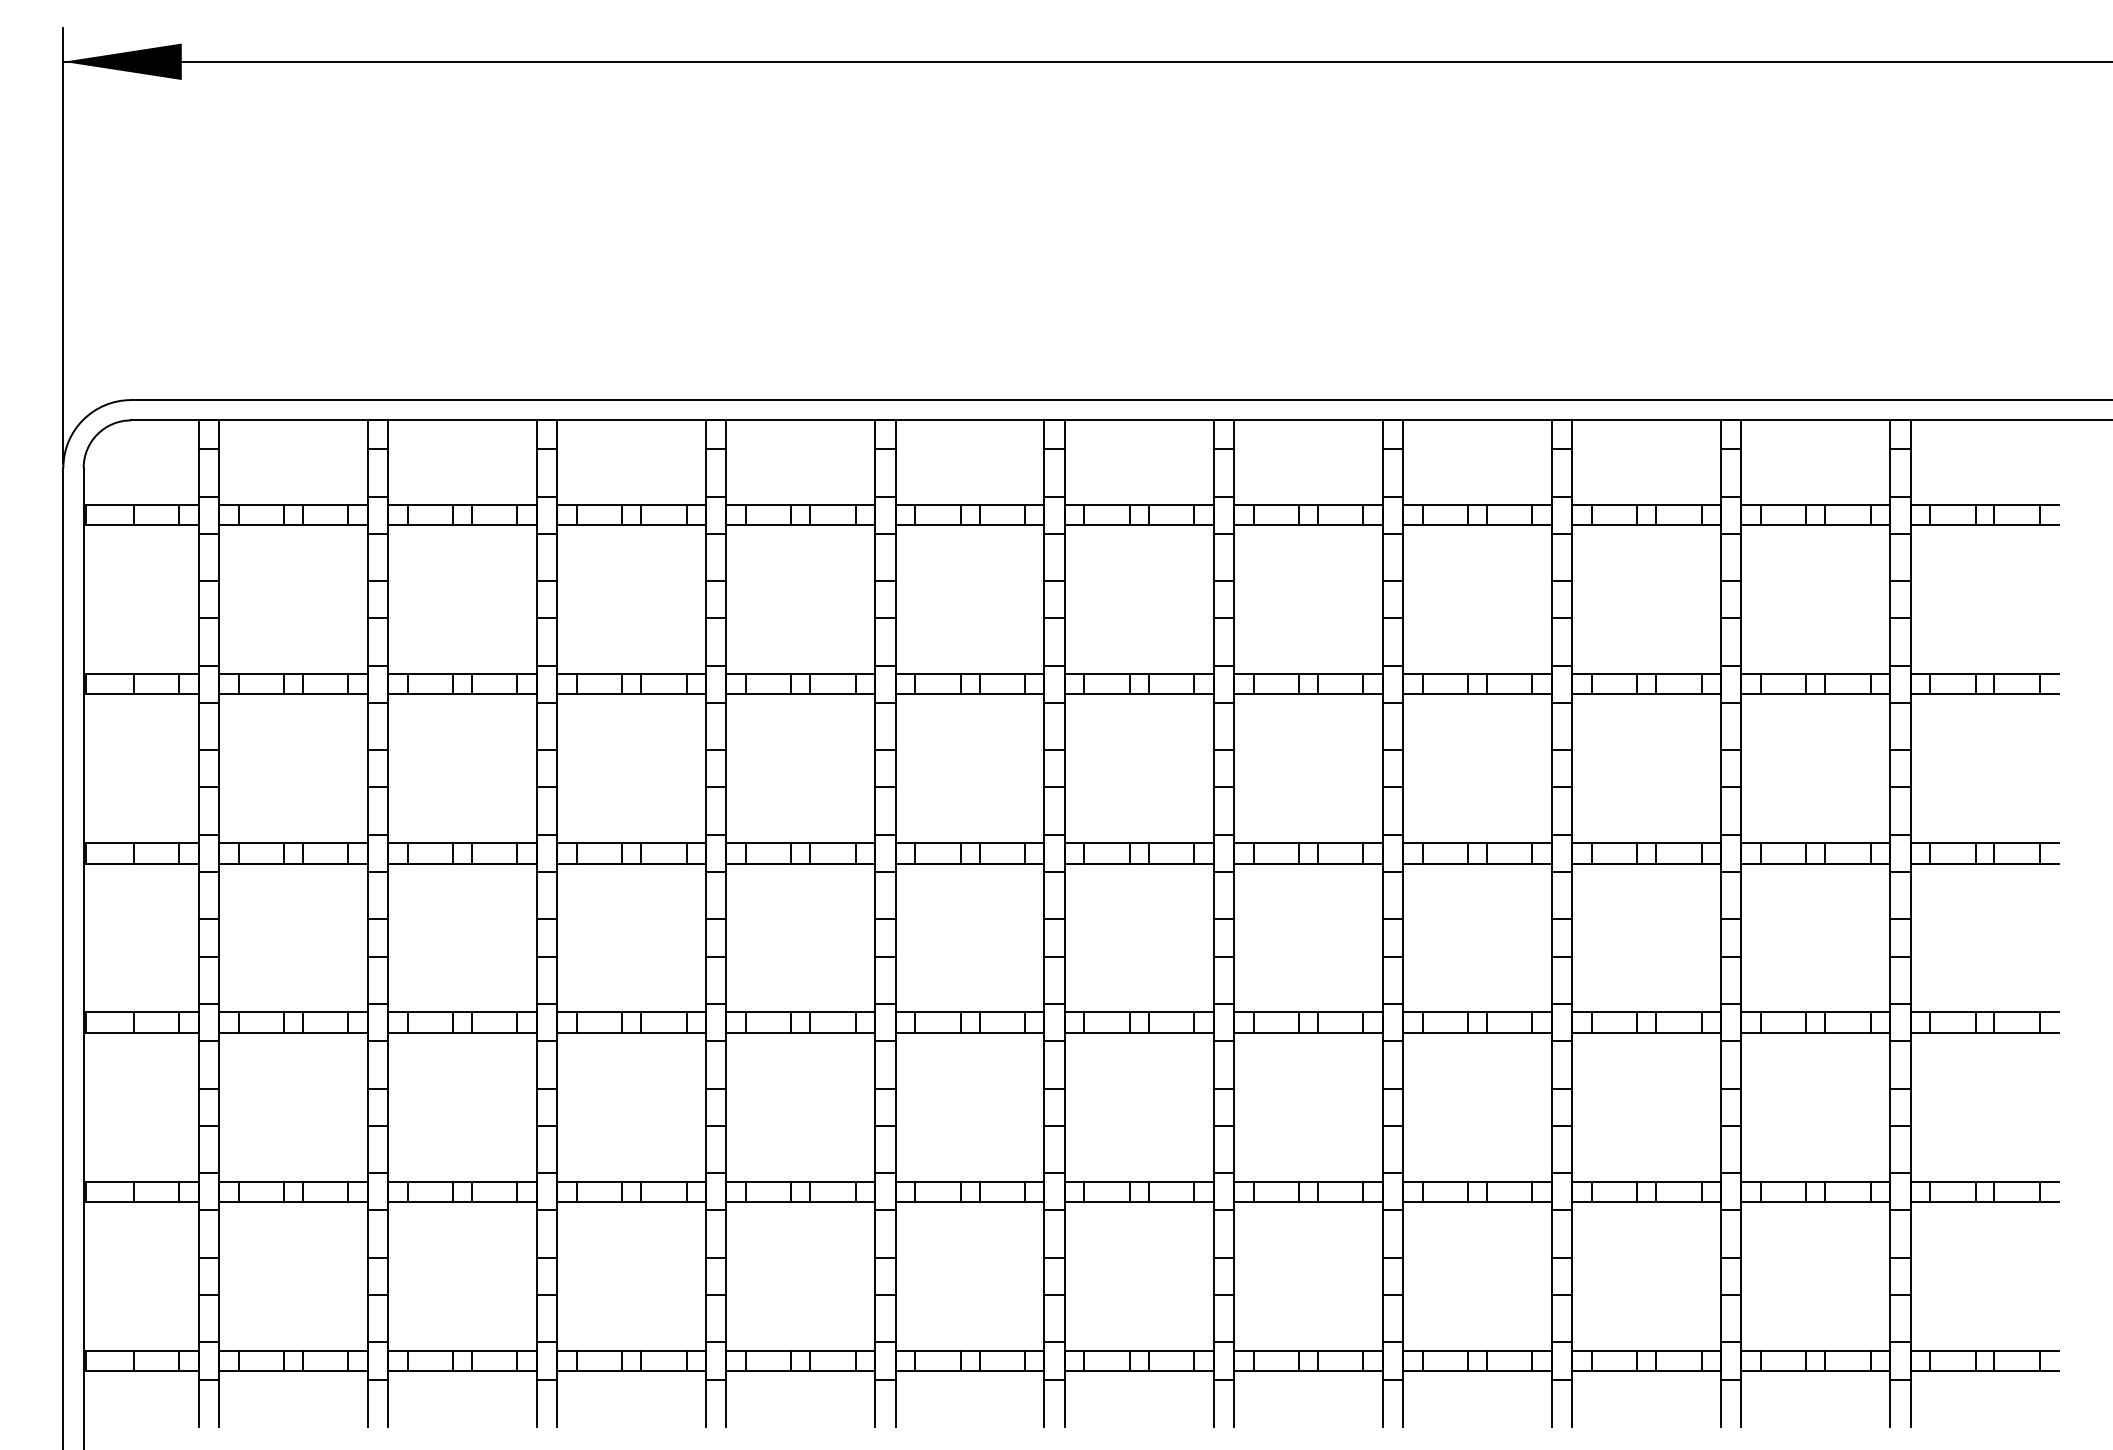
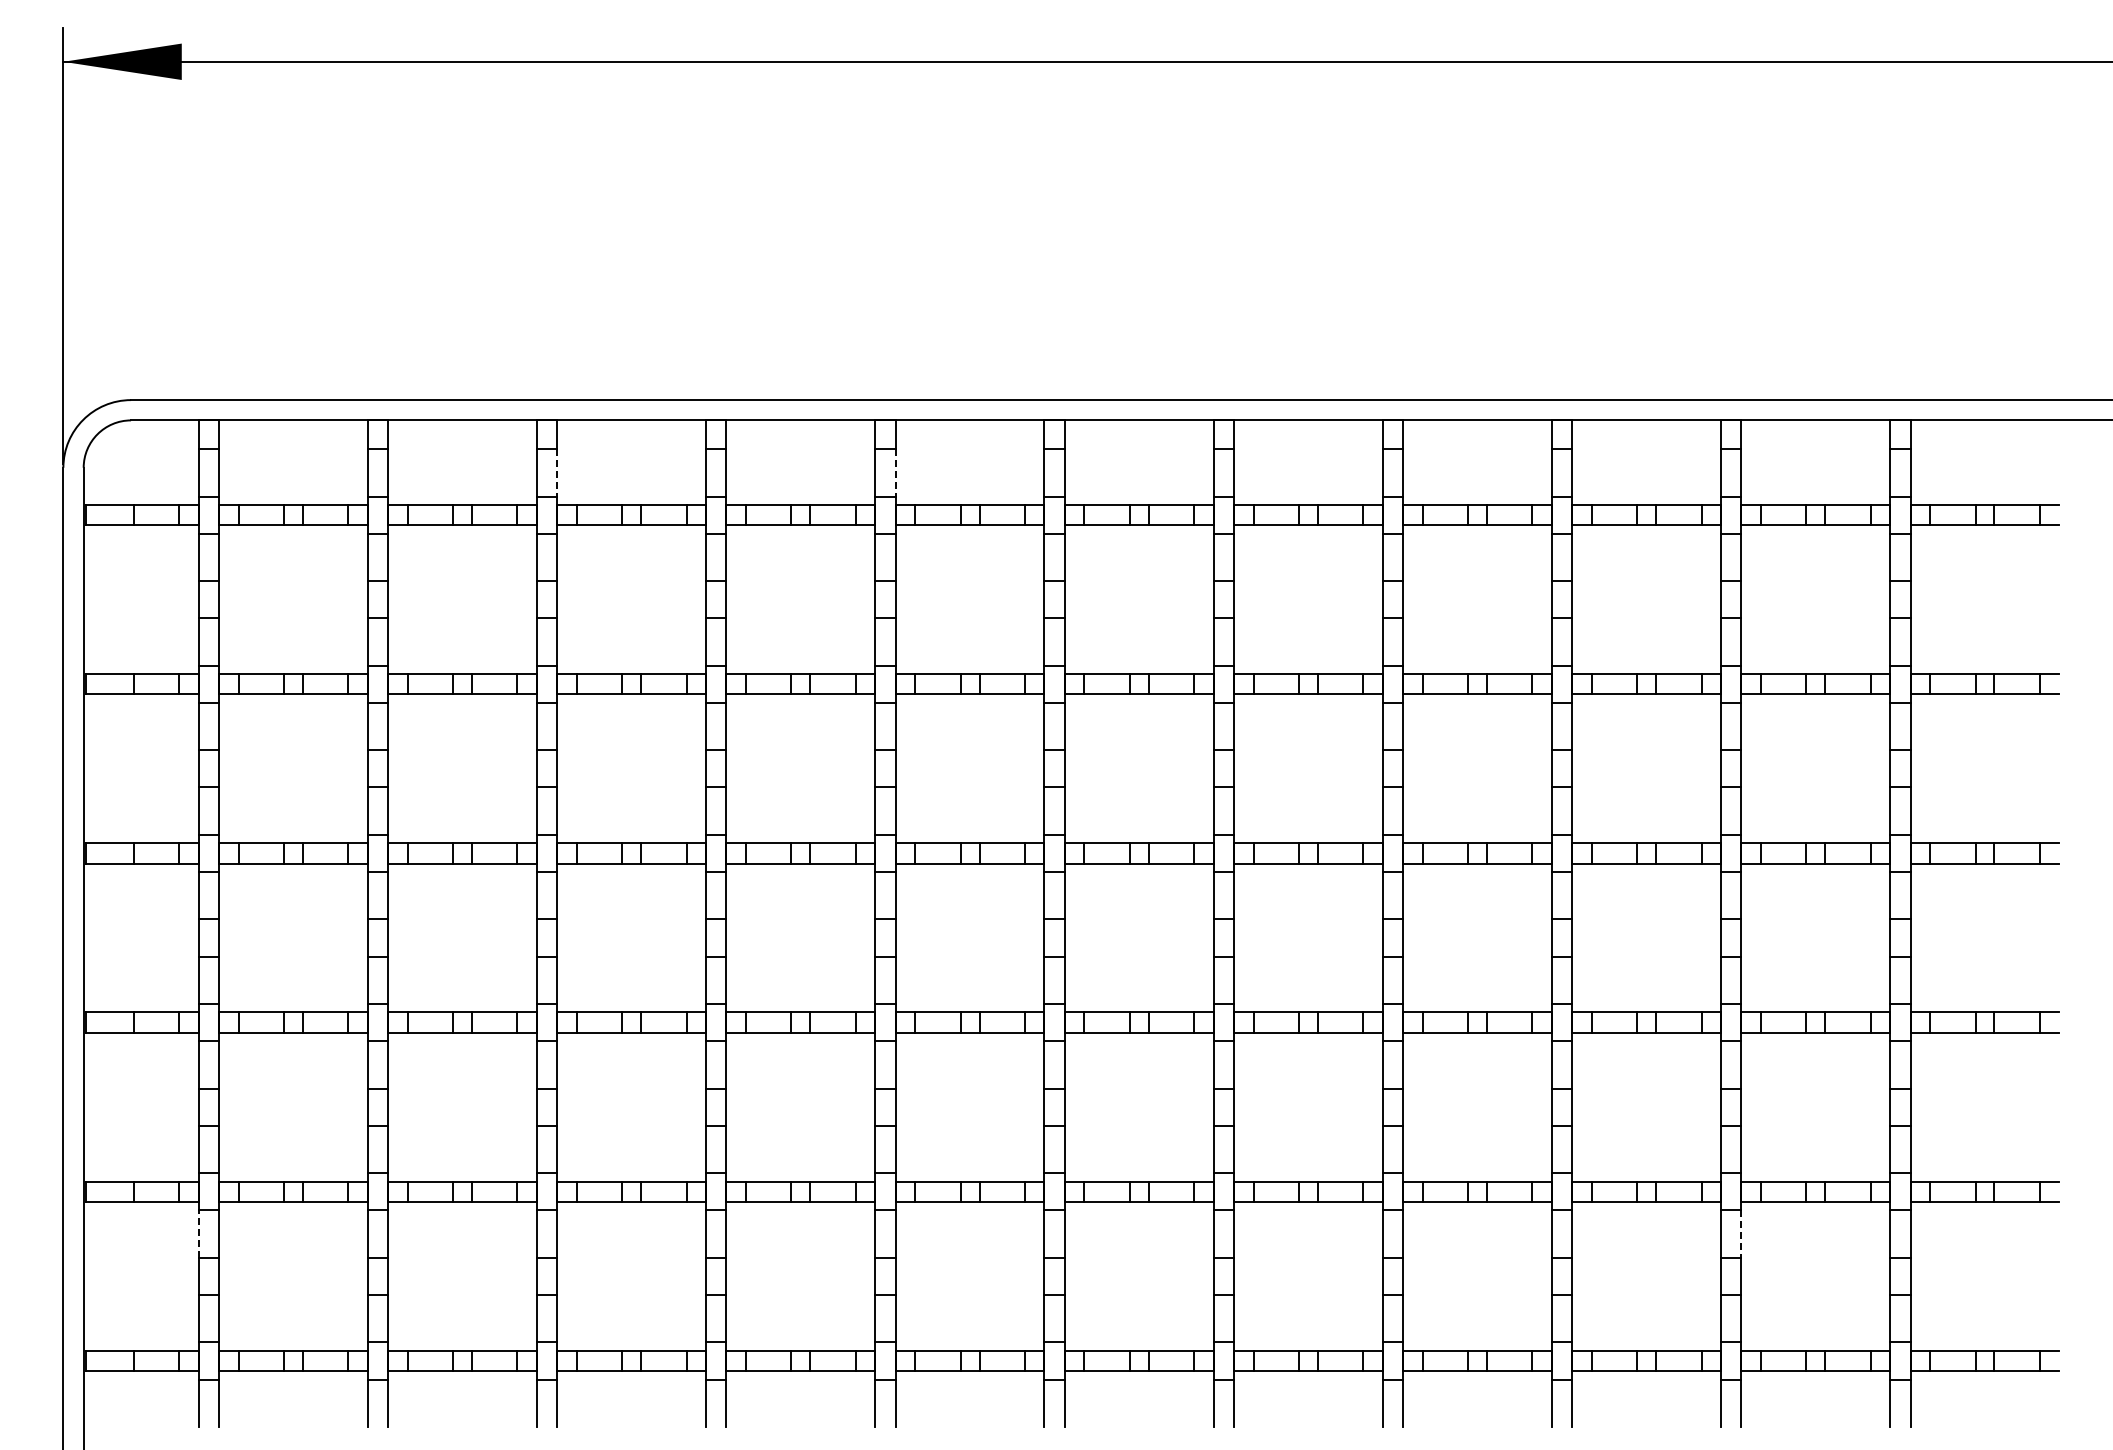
line: solid -> dashed (557, 472)
line: solid -> dashed (895, 472)
line: solid -> dashed (198, 1234)
line: solid -> dashed (1741, 1234)
